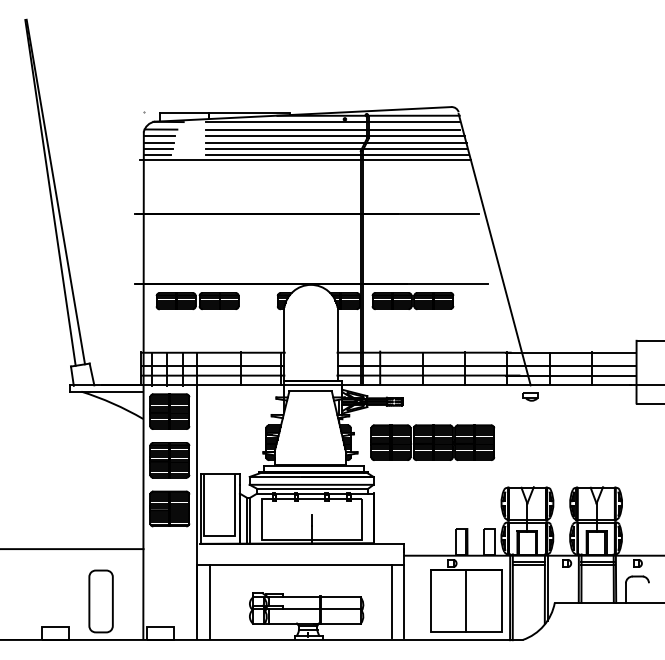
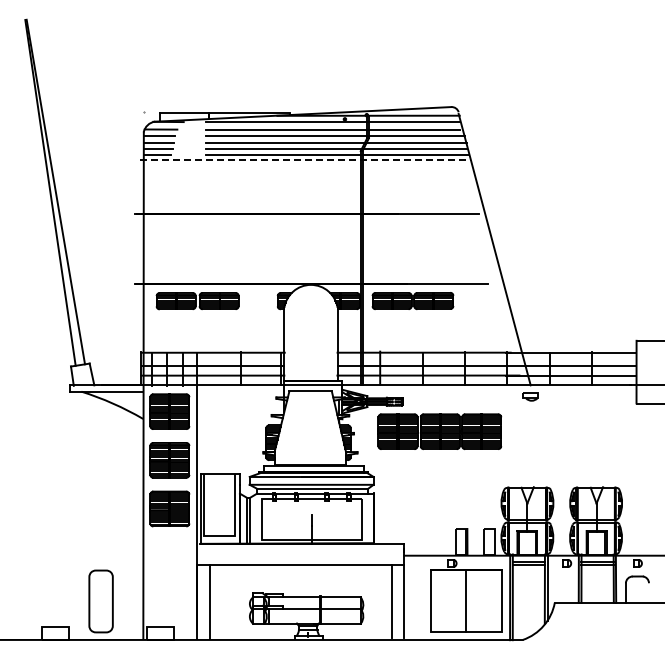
line: solid -> dashed (305, 159)
part position: (432, 442) -> (439, 431) (439, 431)
line: present -> none (72, 549)
